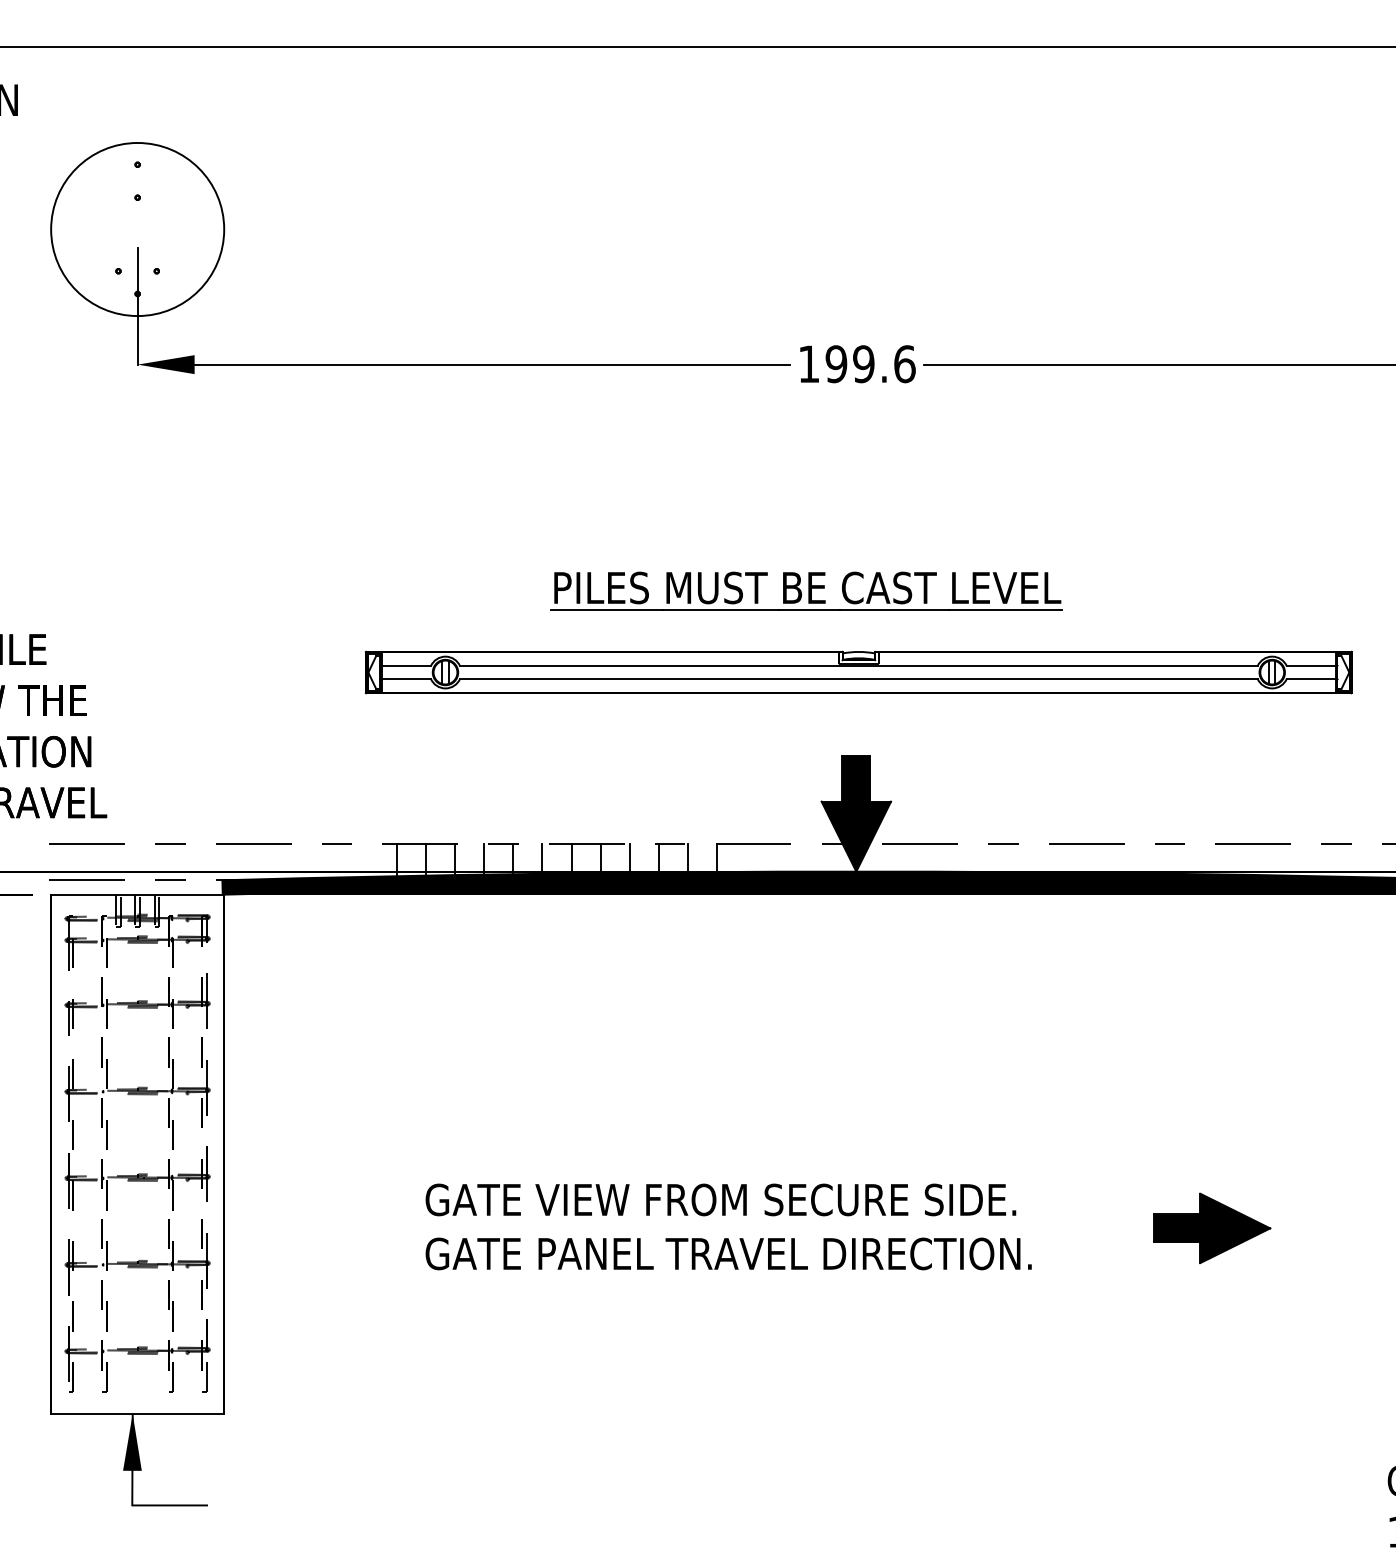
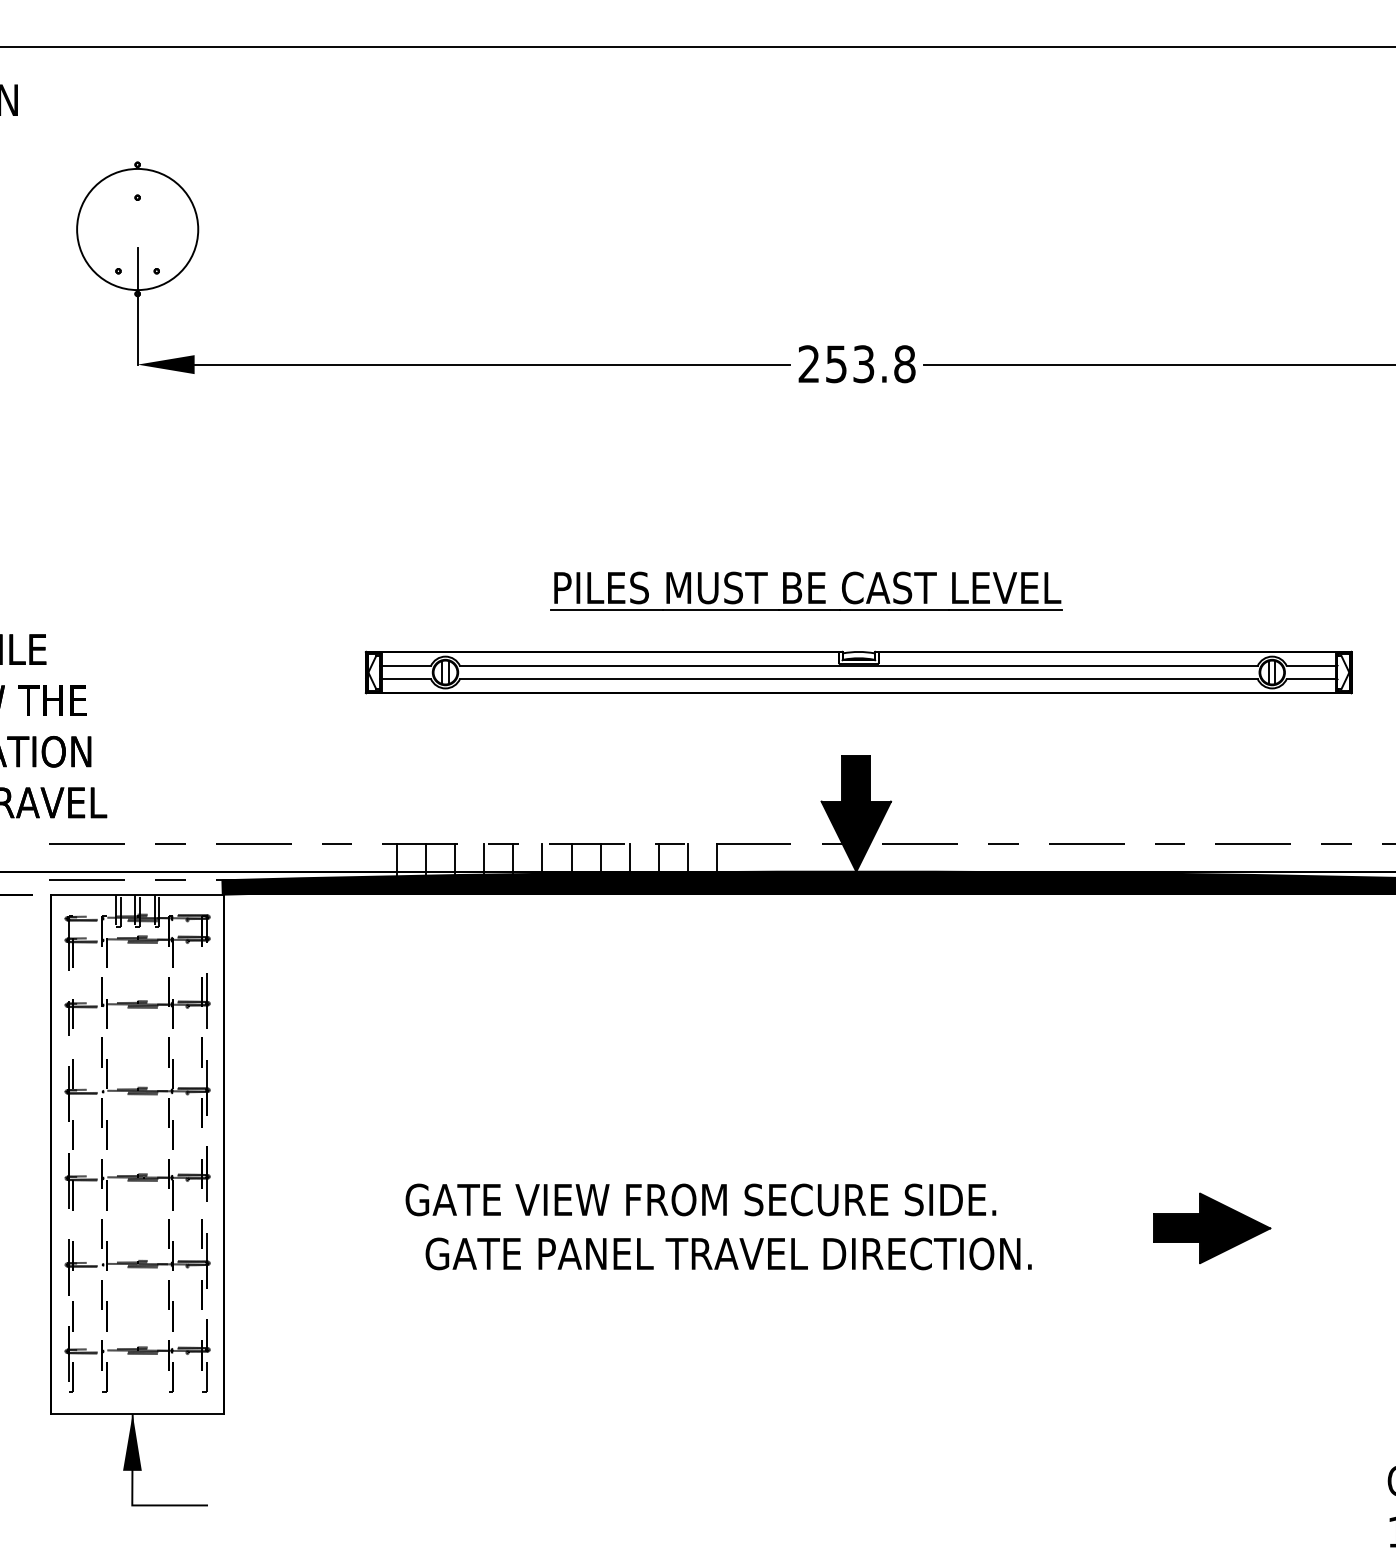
circle diameter: 173 px -> 121 px (137, 229)
text: 199.6 -> 253.8 (856, 364)
text position: (720, 1199) -> (700, 1199) (700, 1199)
